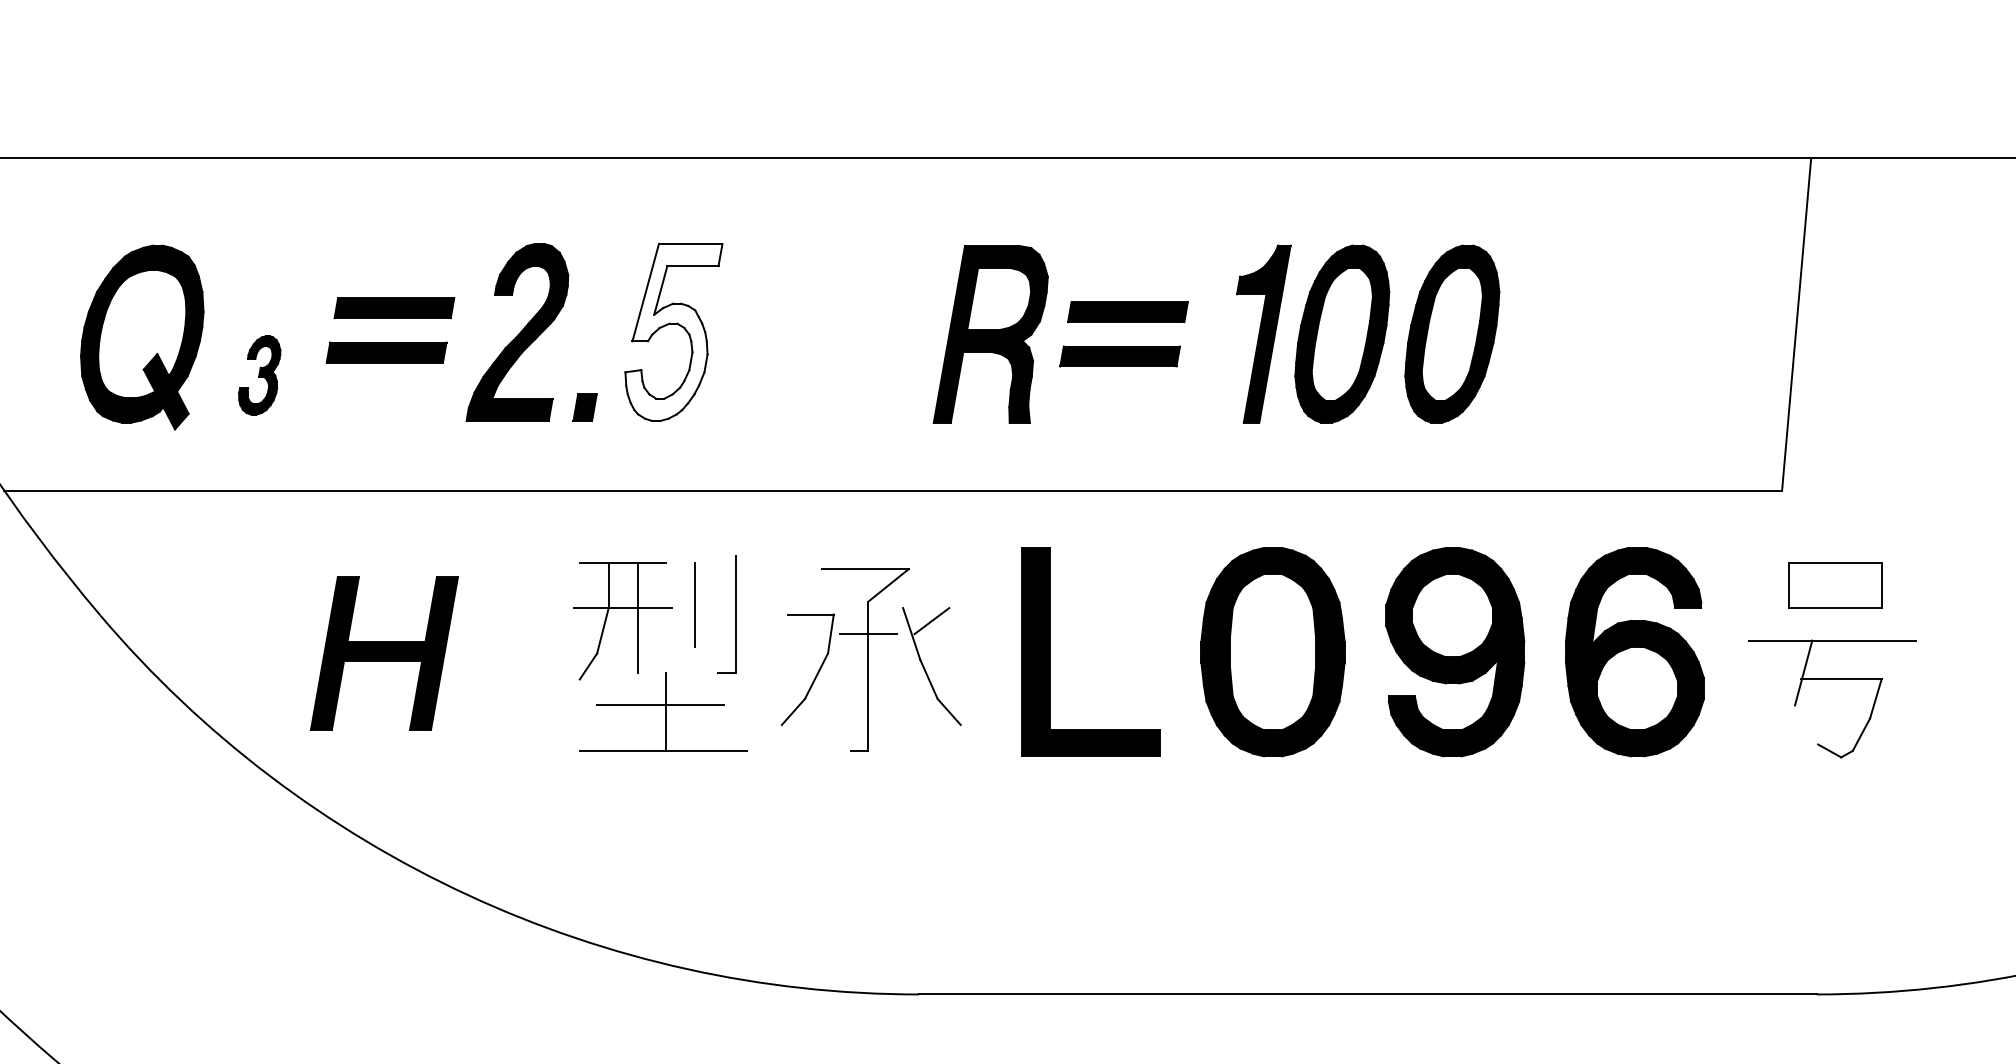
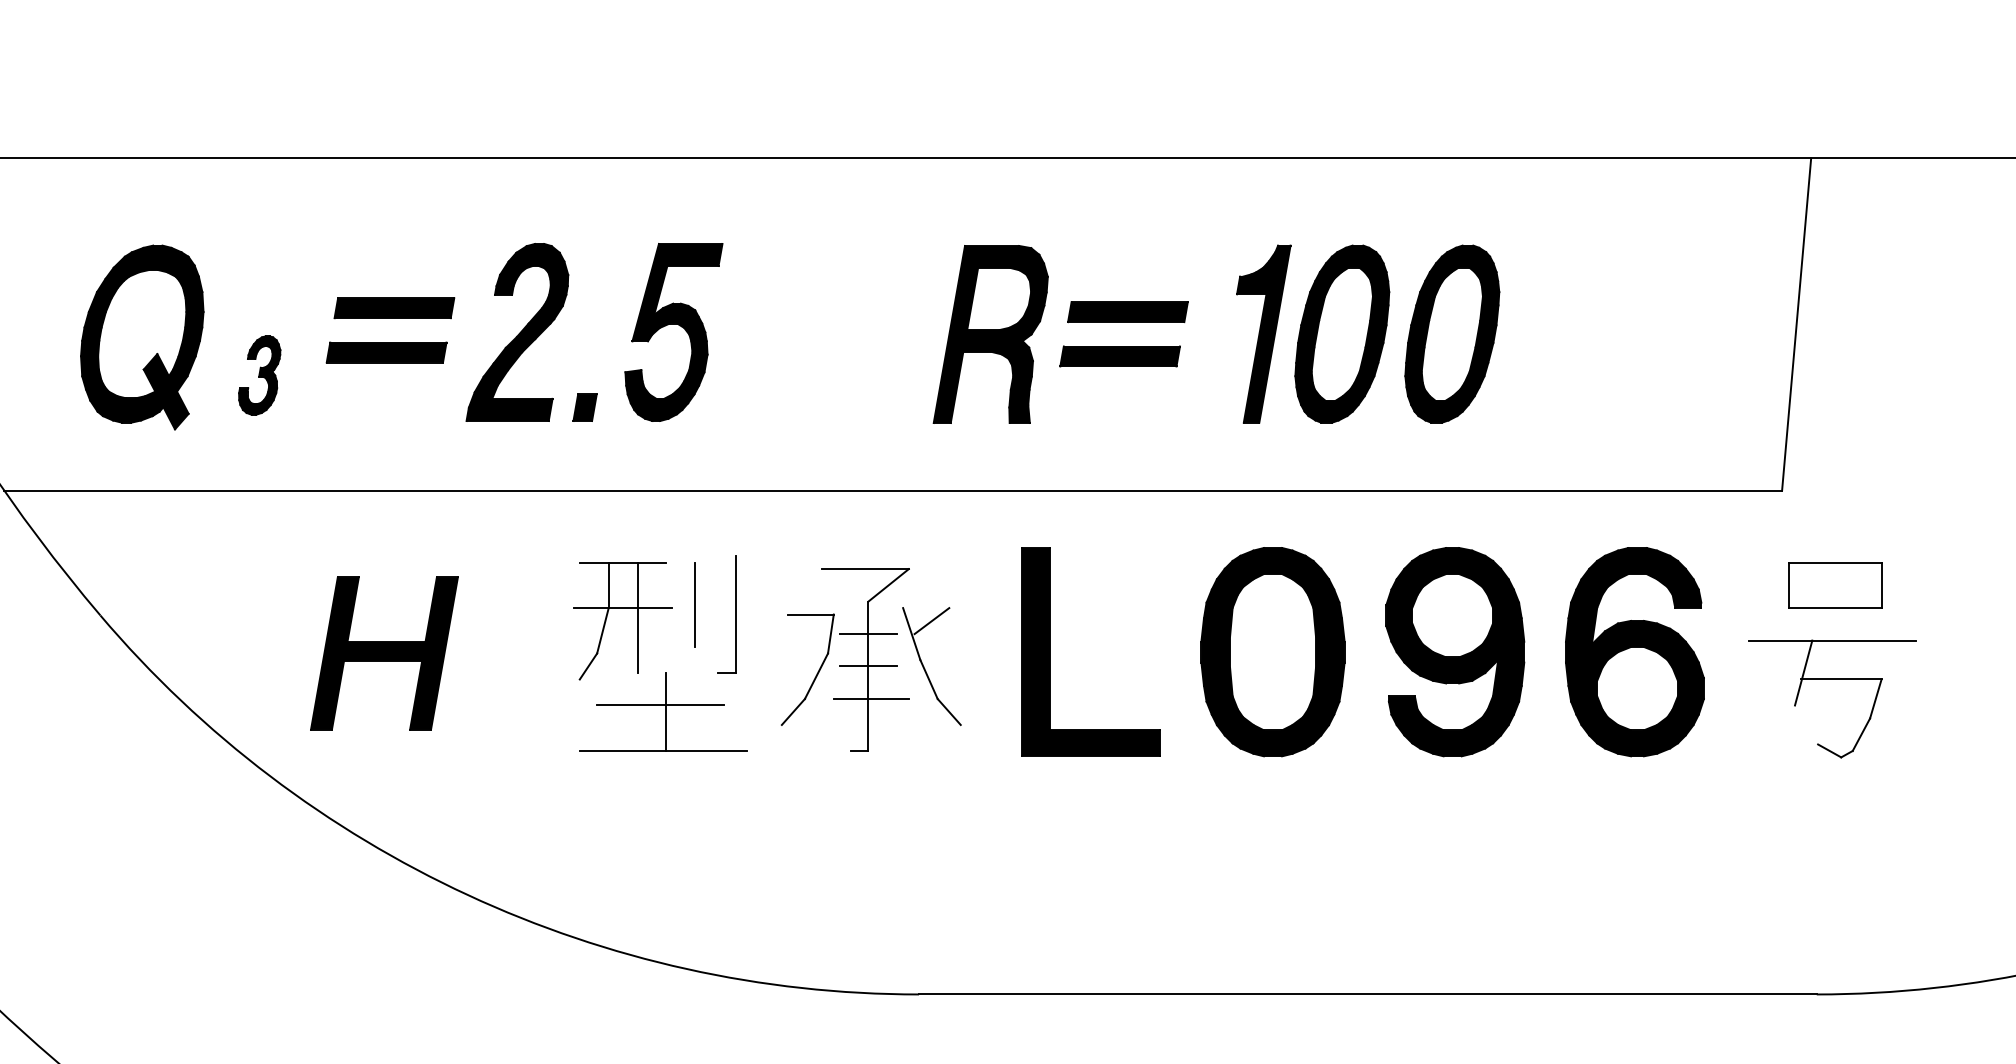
fill: none -> present (673, 332)
line: none -> present (868, 666)
line: none -> present (870, 698)
